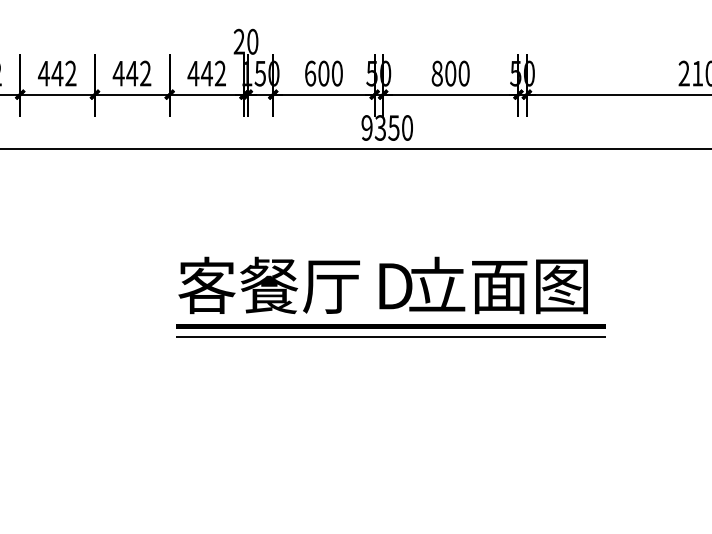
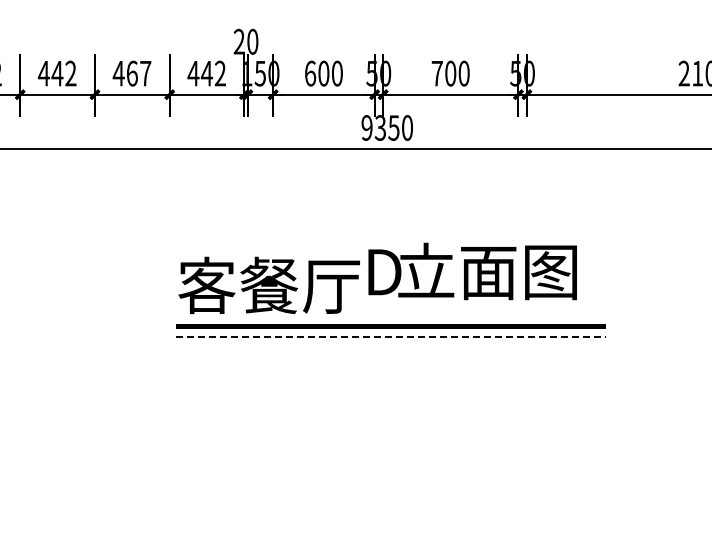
text: 442 -> 467 (138, 73)
text: 800 -> 700 (436, 73)
text position: (483, 285) -> (472, 271) (472, 271)
line: solid -> dashed (390, 337)
